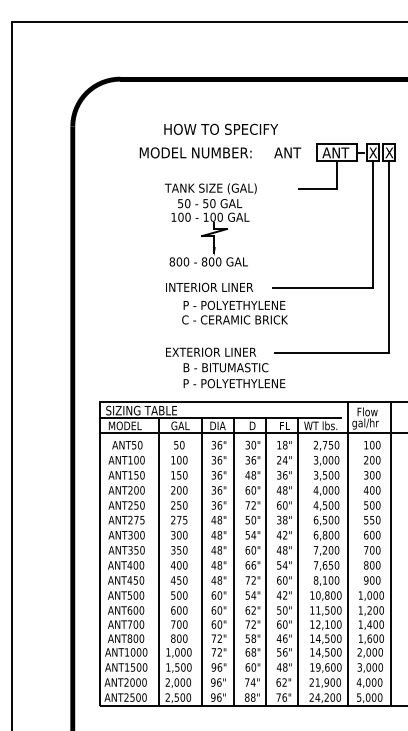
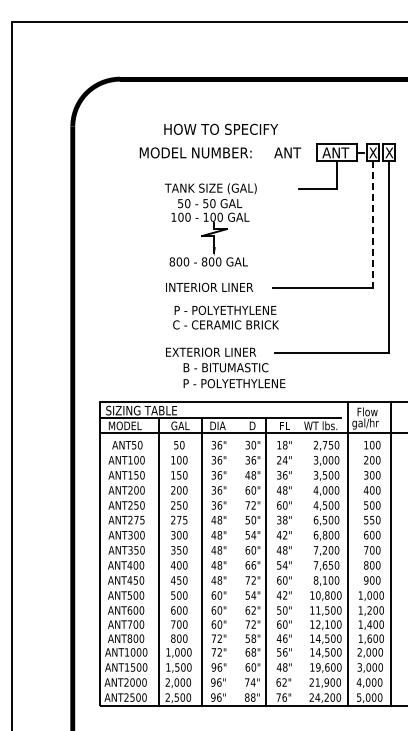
line: solid -> dashed (372, 224)
text position: (234, 312) -> (225, 317) (225, 317)
line: present -> none (234, 562)
line: present -> none (297, 562)
